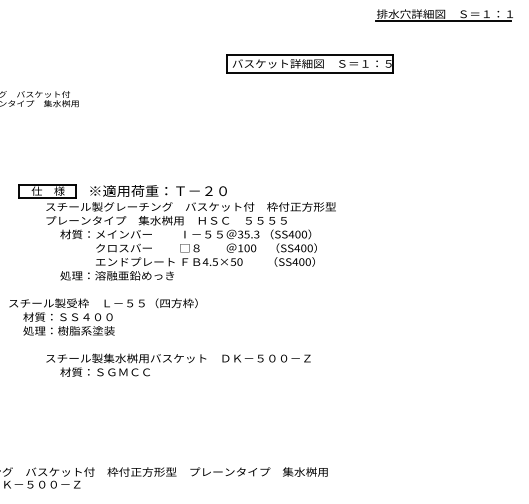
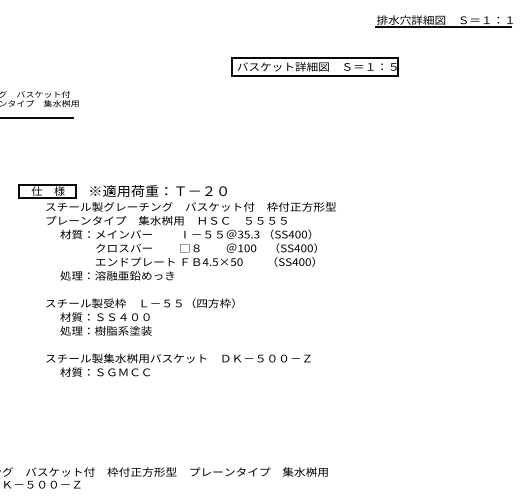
part position: (443, 15) -> (443, 21) (443, 21)
part position: (309, 63) -> (314, 66) (314, 66)
line: none -> present (37, 117)
text position: (103, 316) -> (140, 316) (140, 316)
